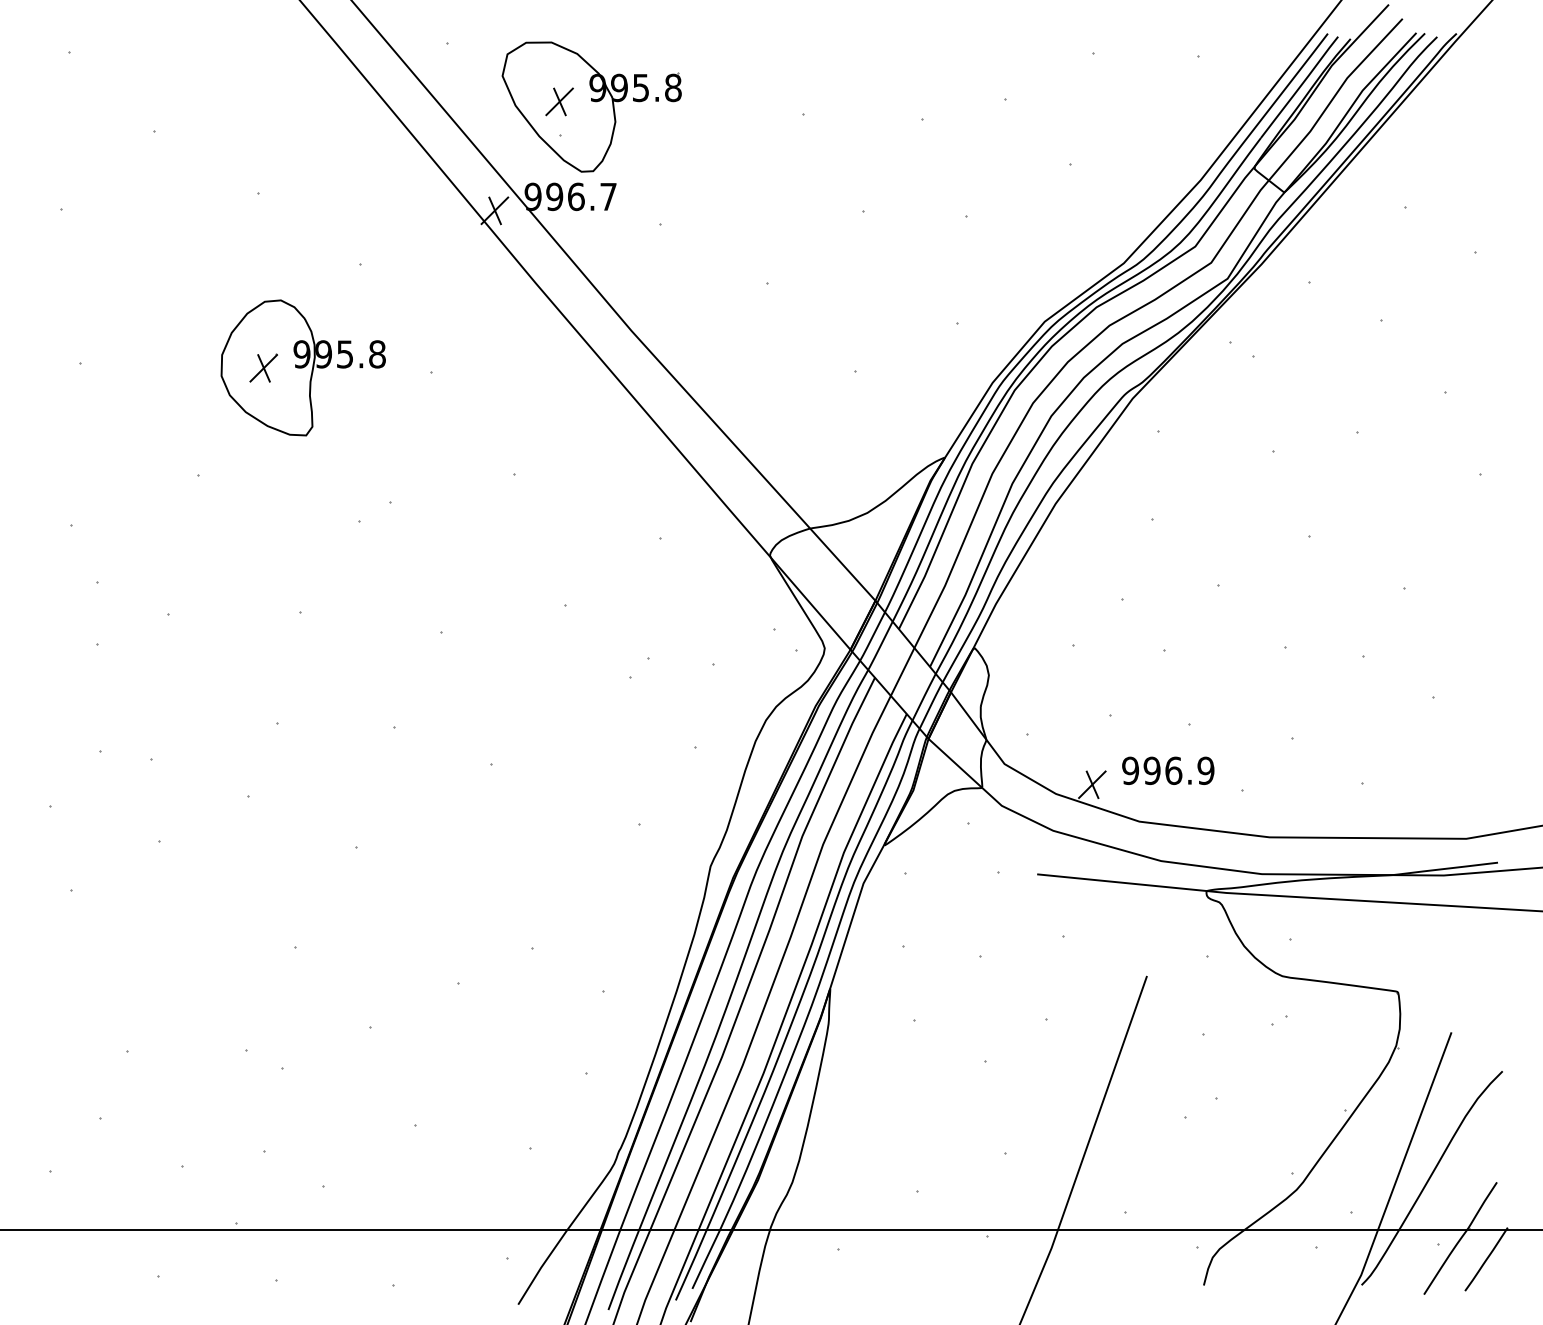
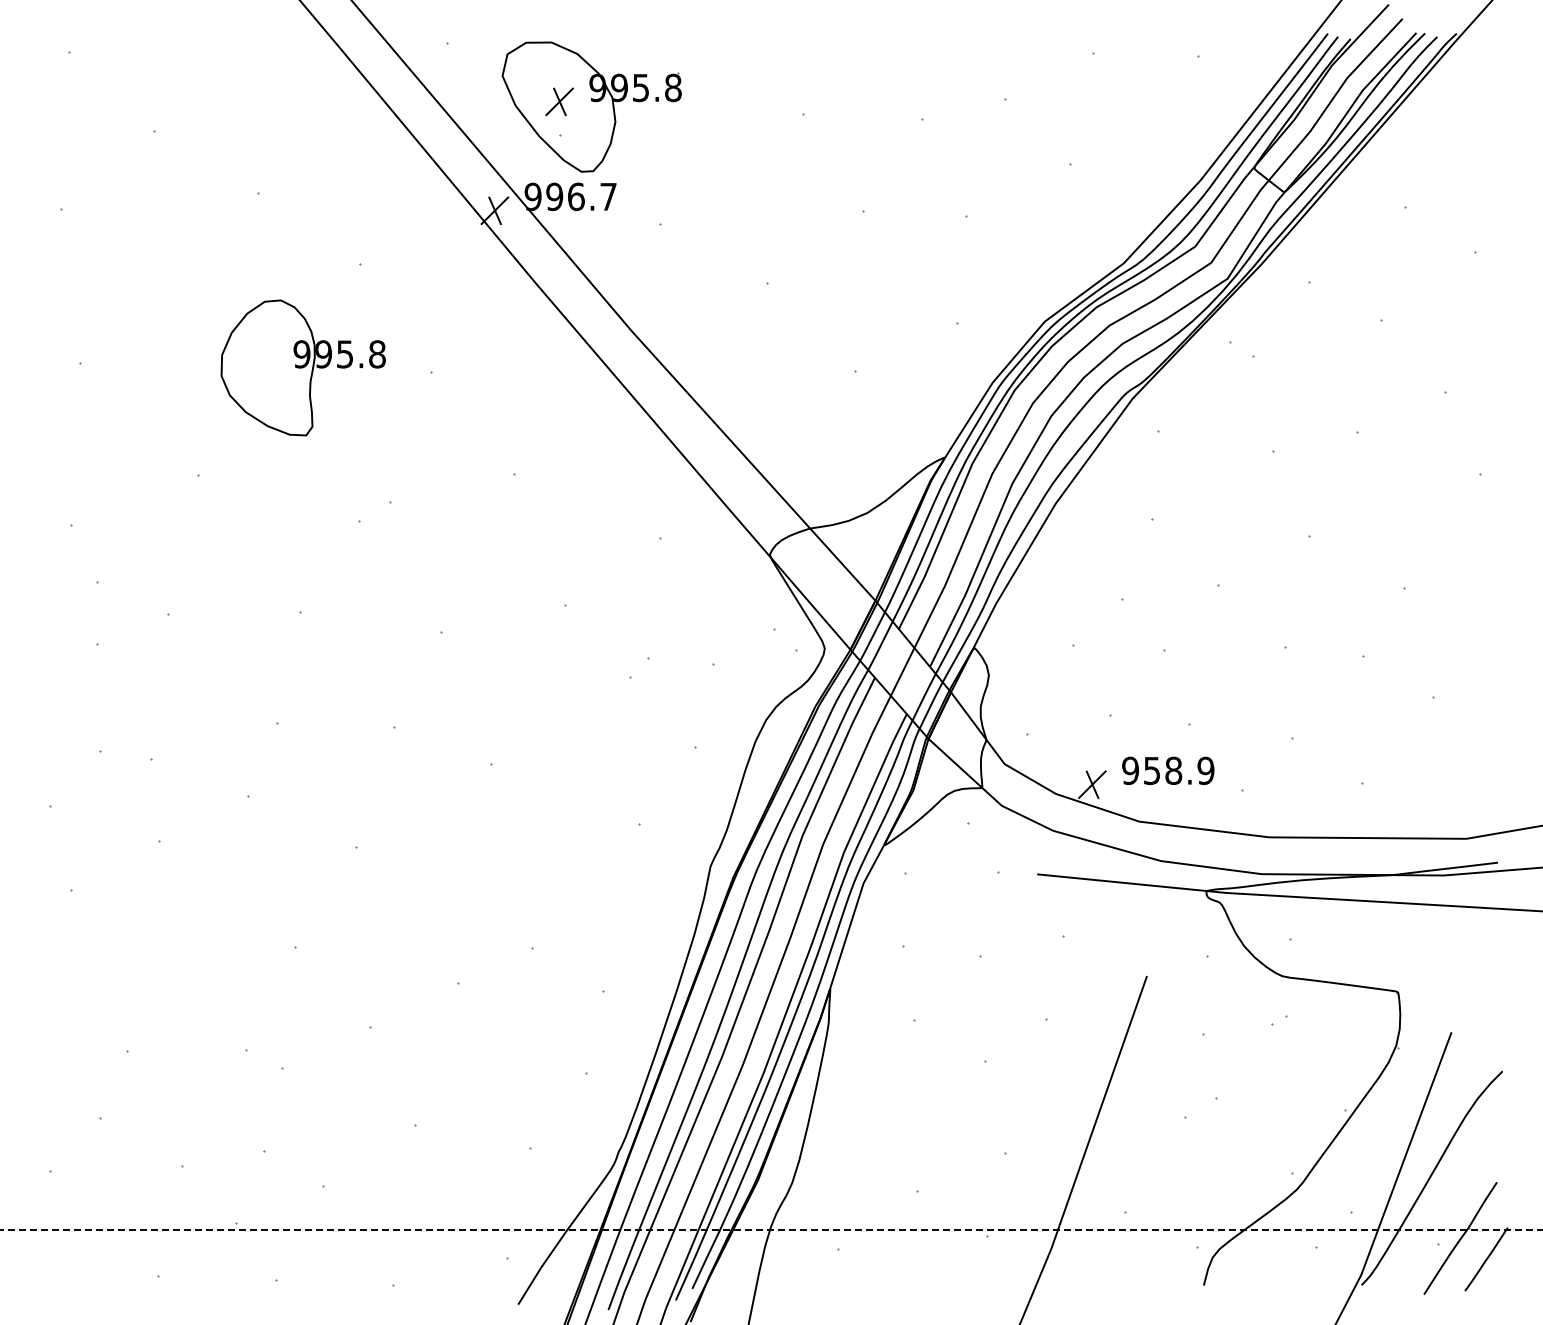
part: present -> none (263, 367)
text: 996.9 -> 958.9 (1162, 770)
line: solid -> dashed (771, 1229)
